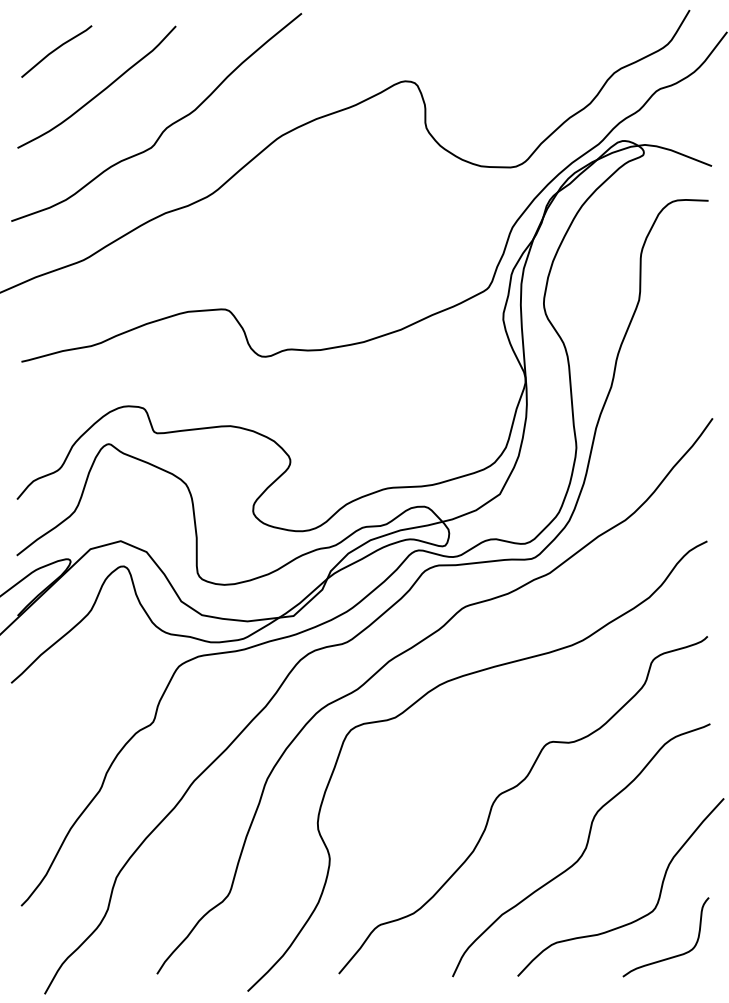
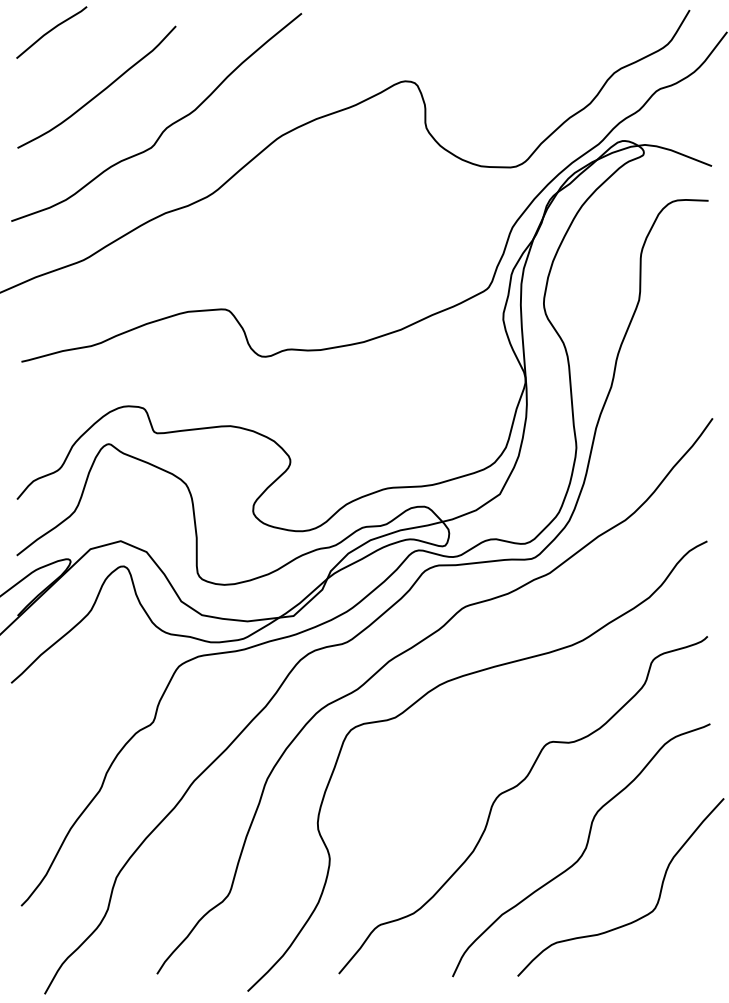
line position: (56, 50) -> (51, 31) (51, 31)
curve: present -> none (671, 956)
